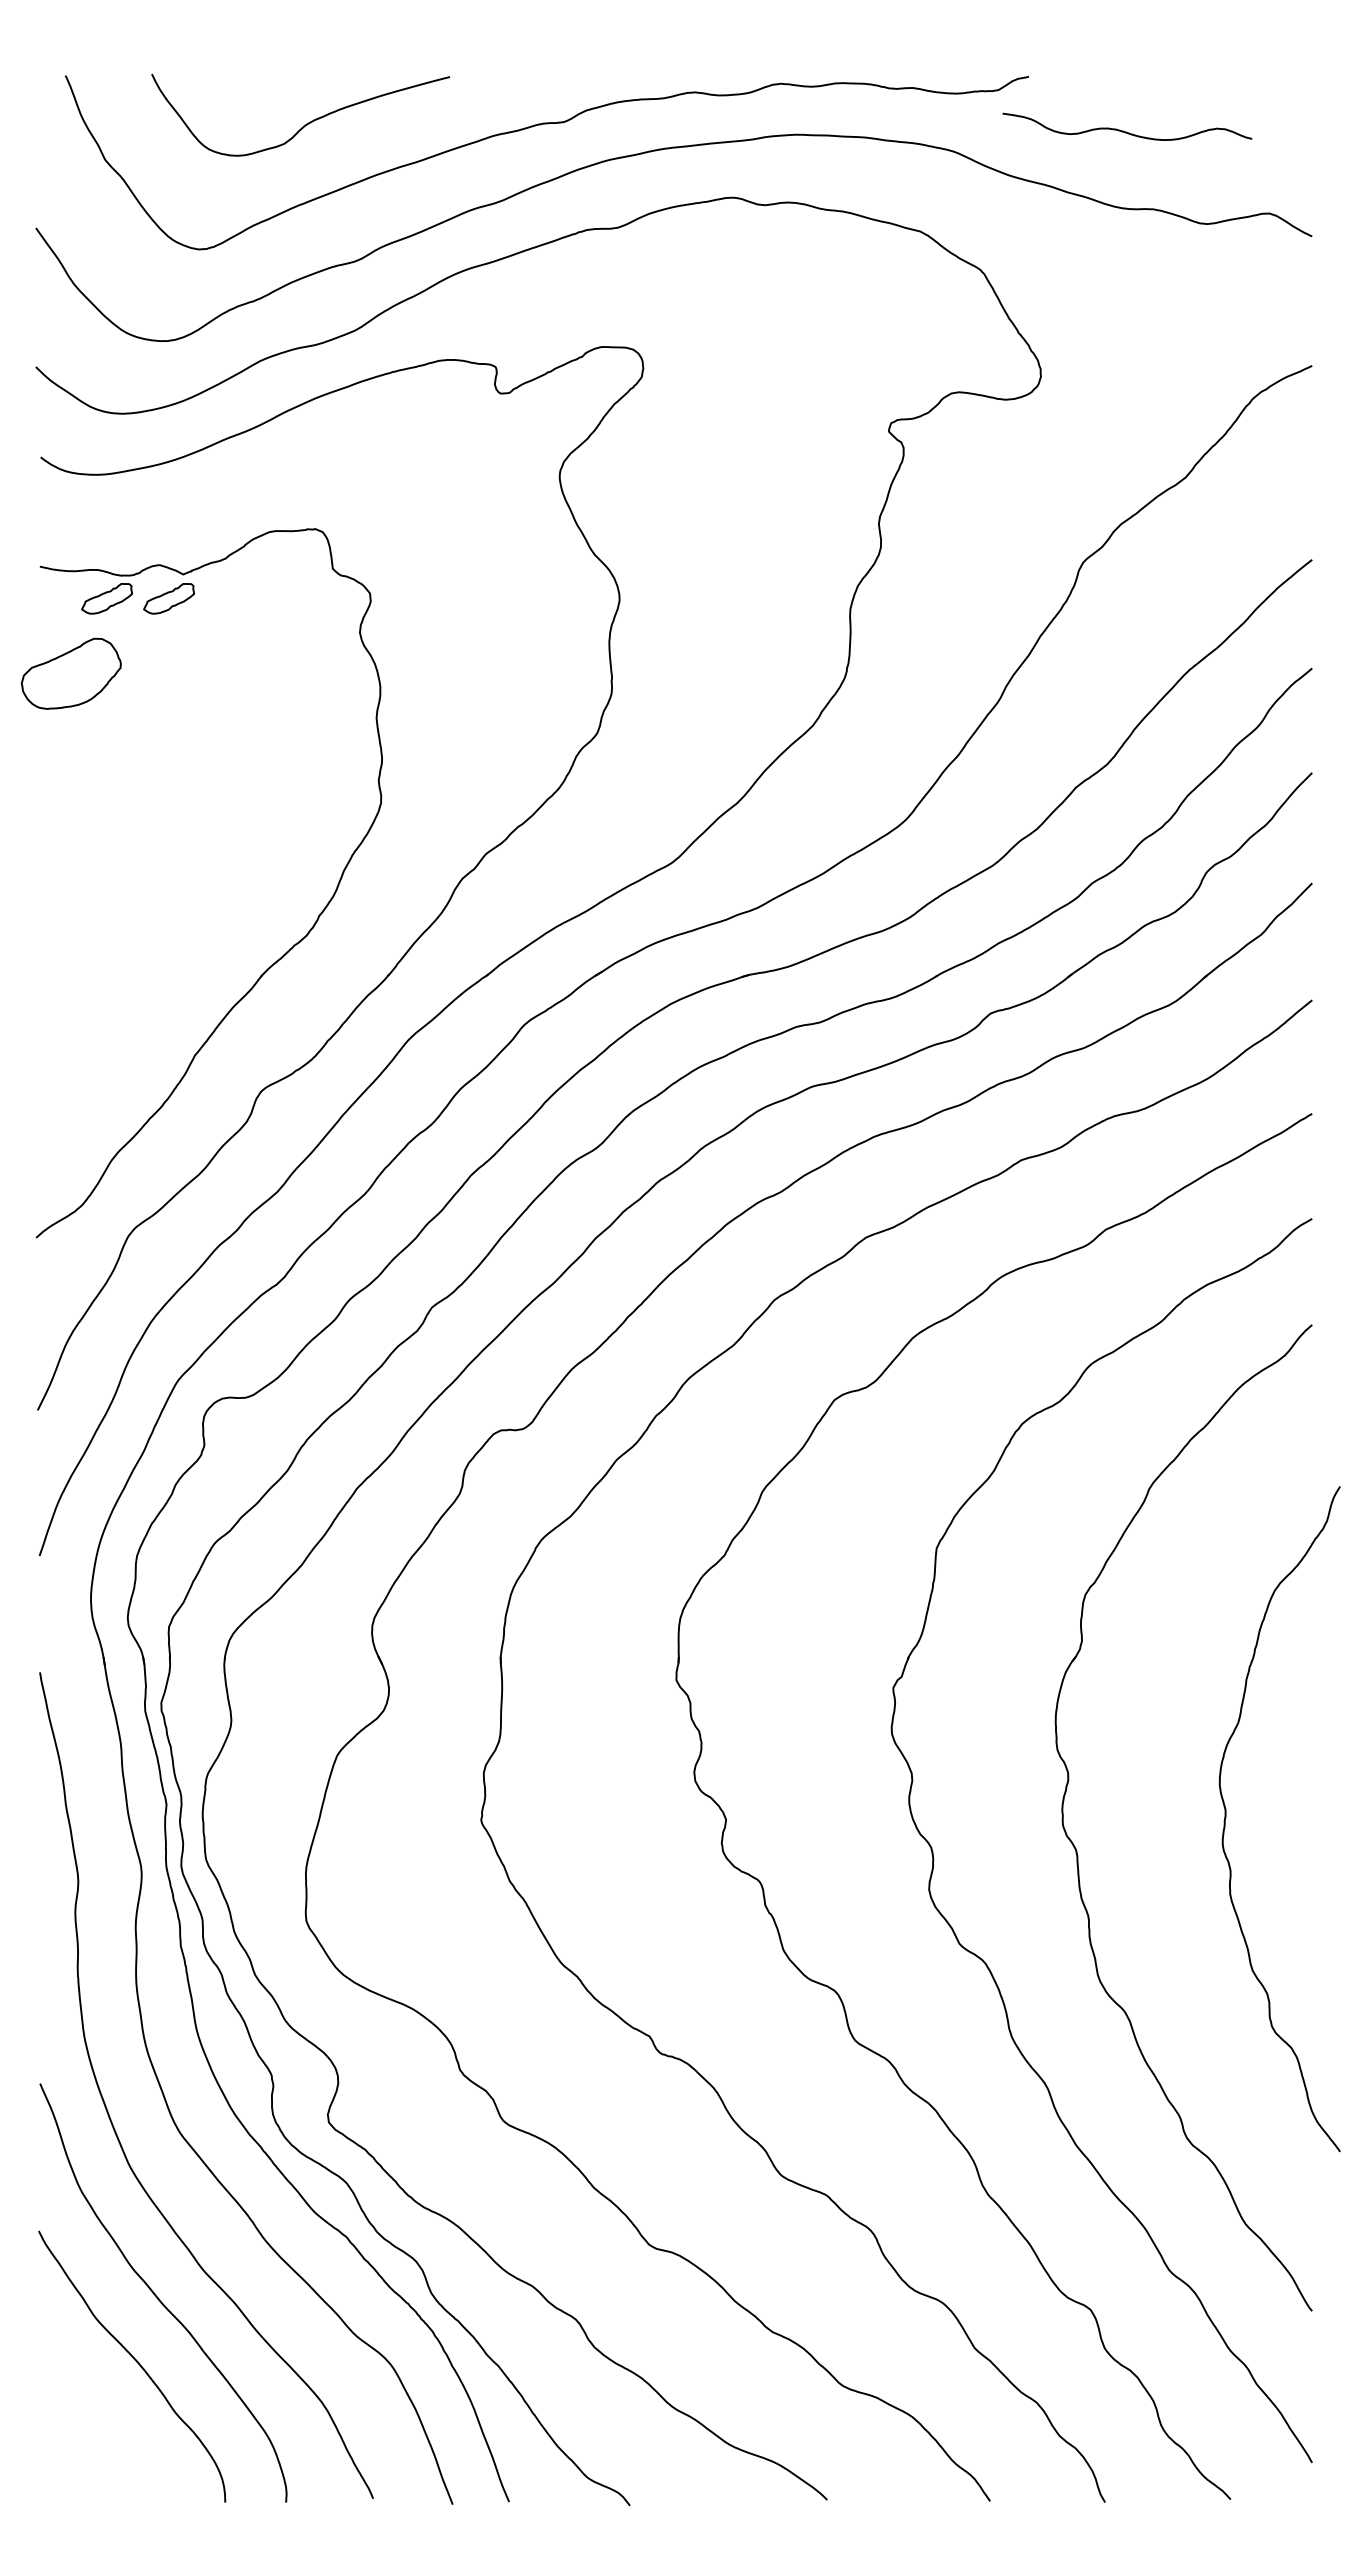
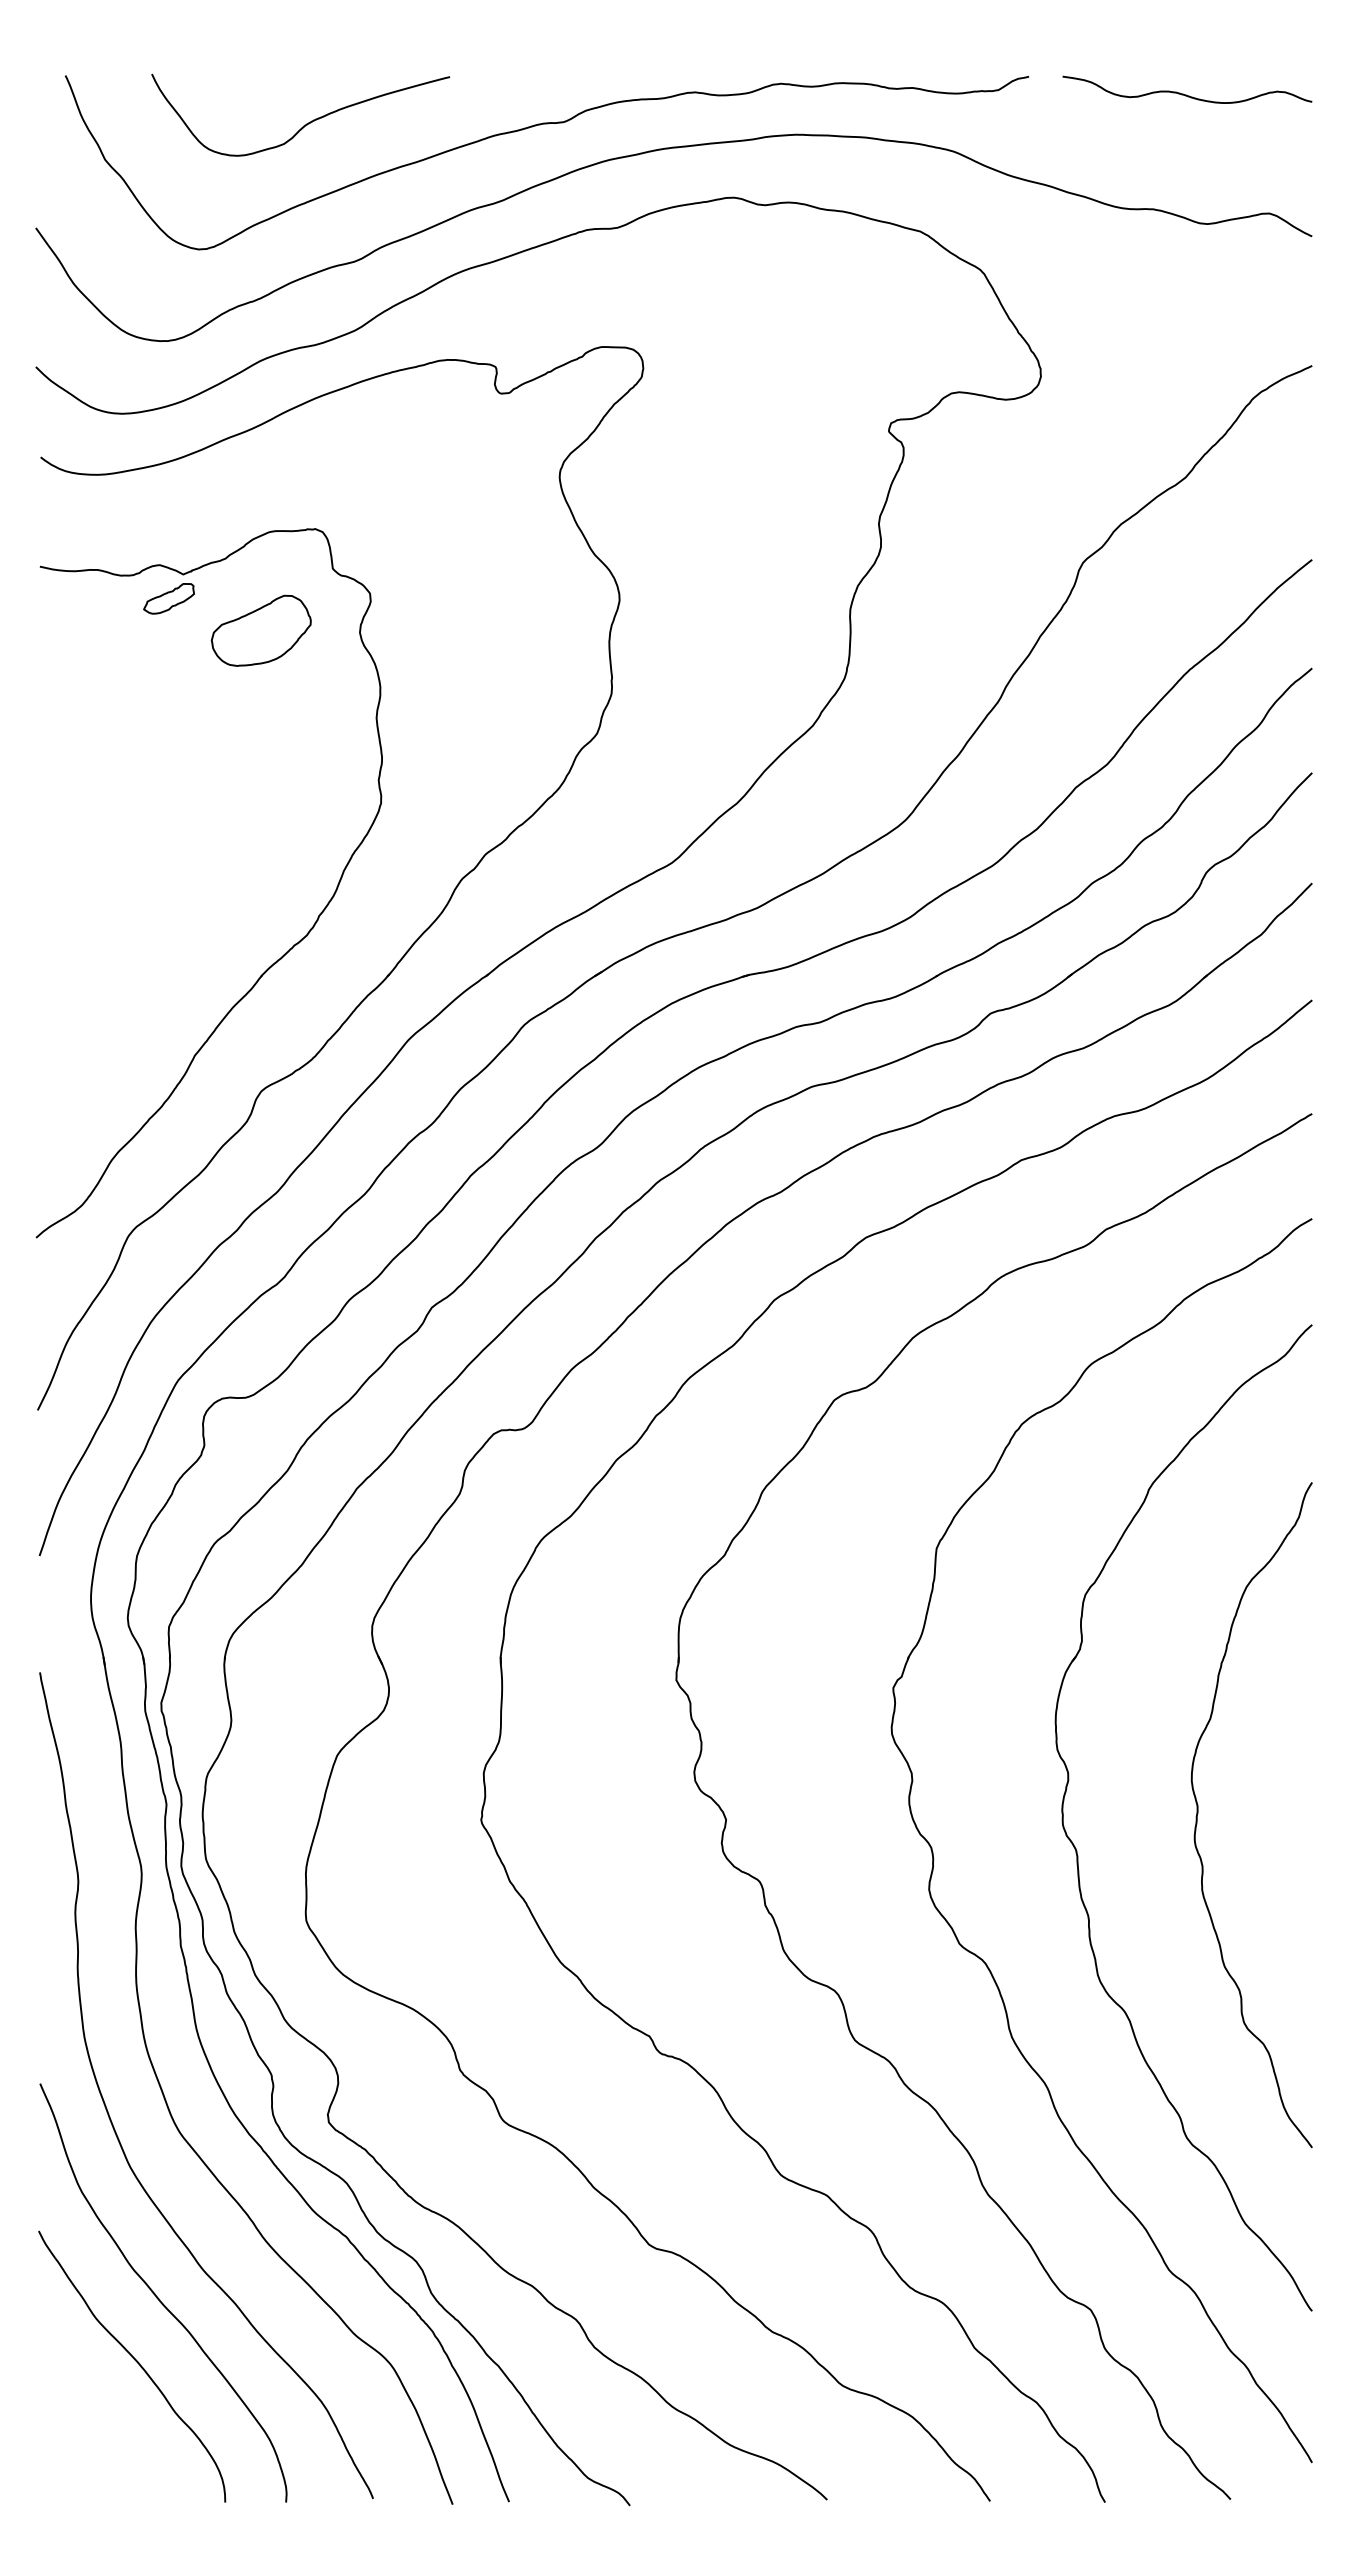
curve position: (1126, 131) -> (1186, 94) (1186, 94)
part: present -> none (106, 598)
part position: (70, 673) -> (260, 630) (260, 630)
part position: (1226, 1818) -> (1198, 1814) (1198, 1814)
